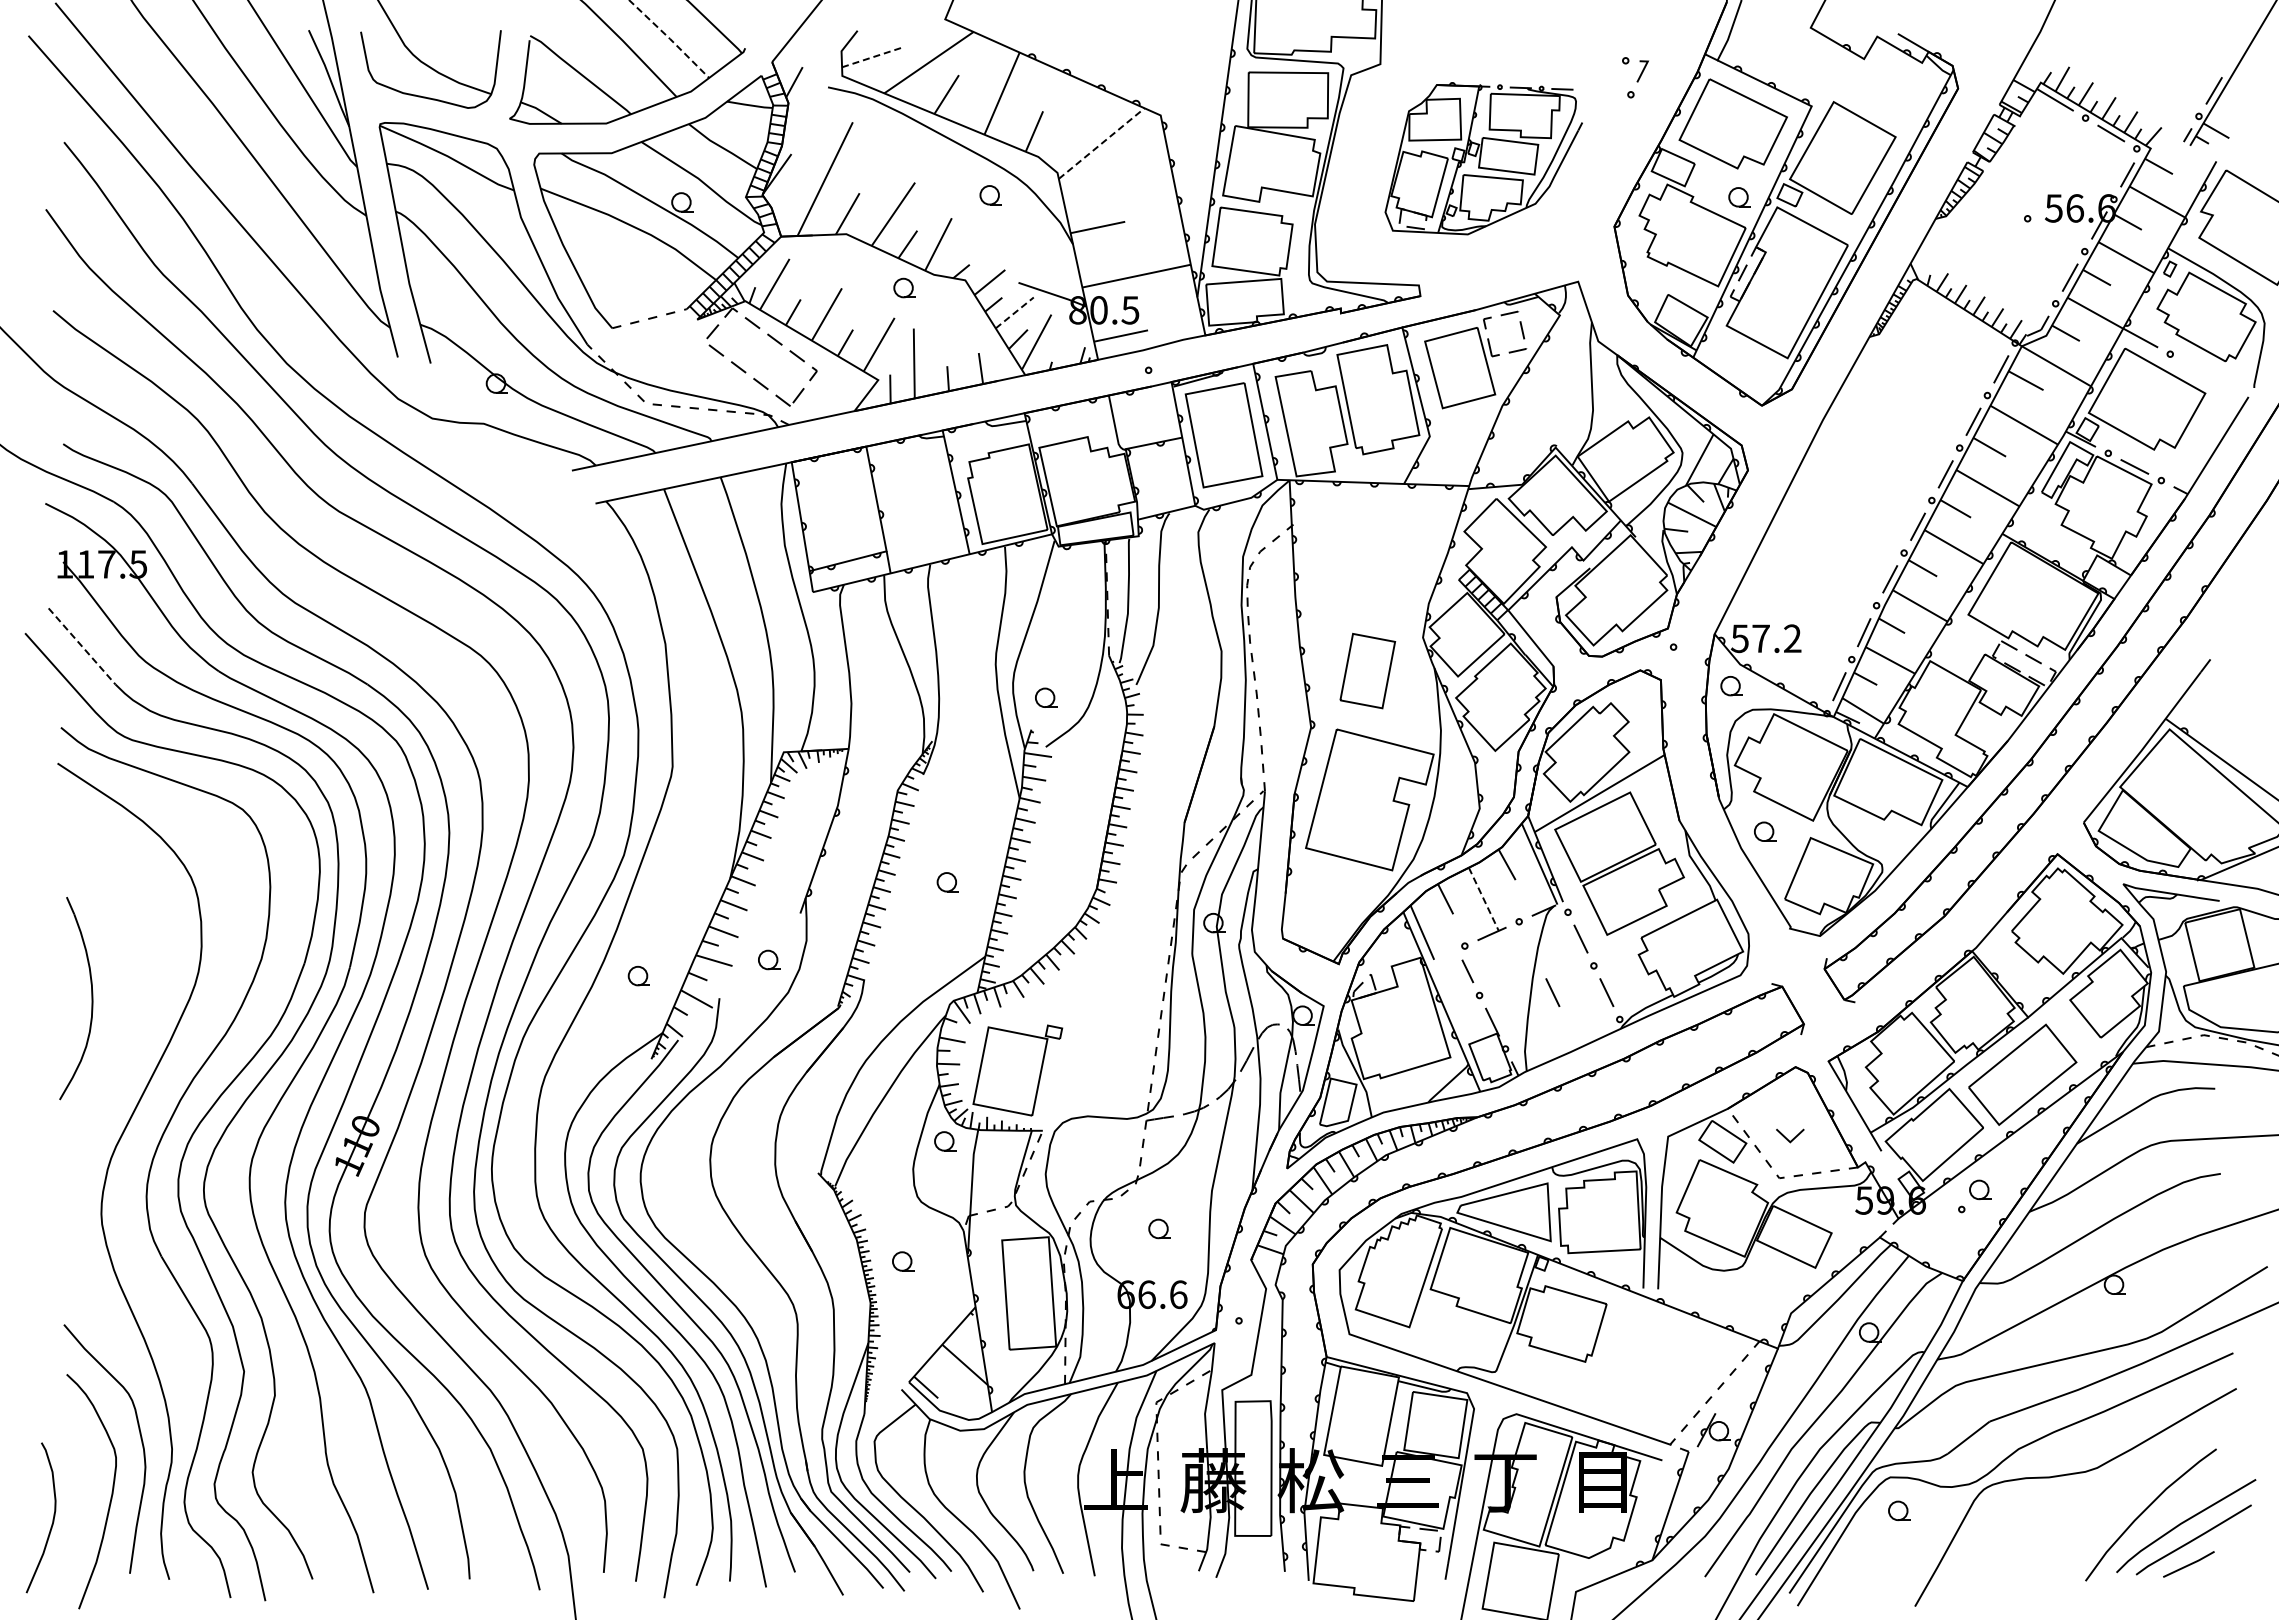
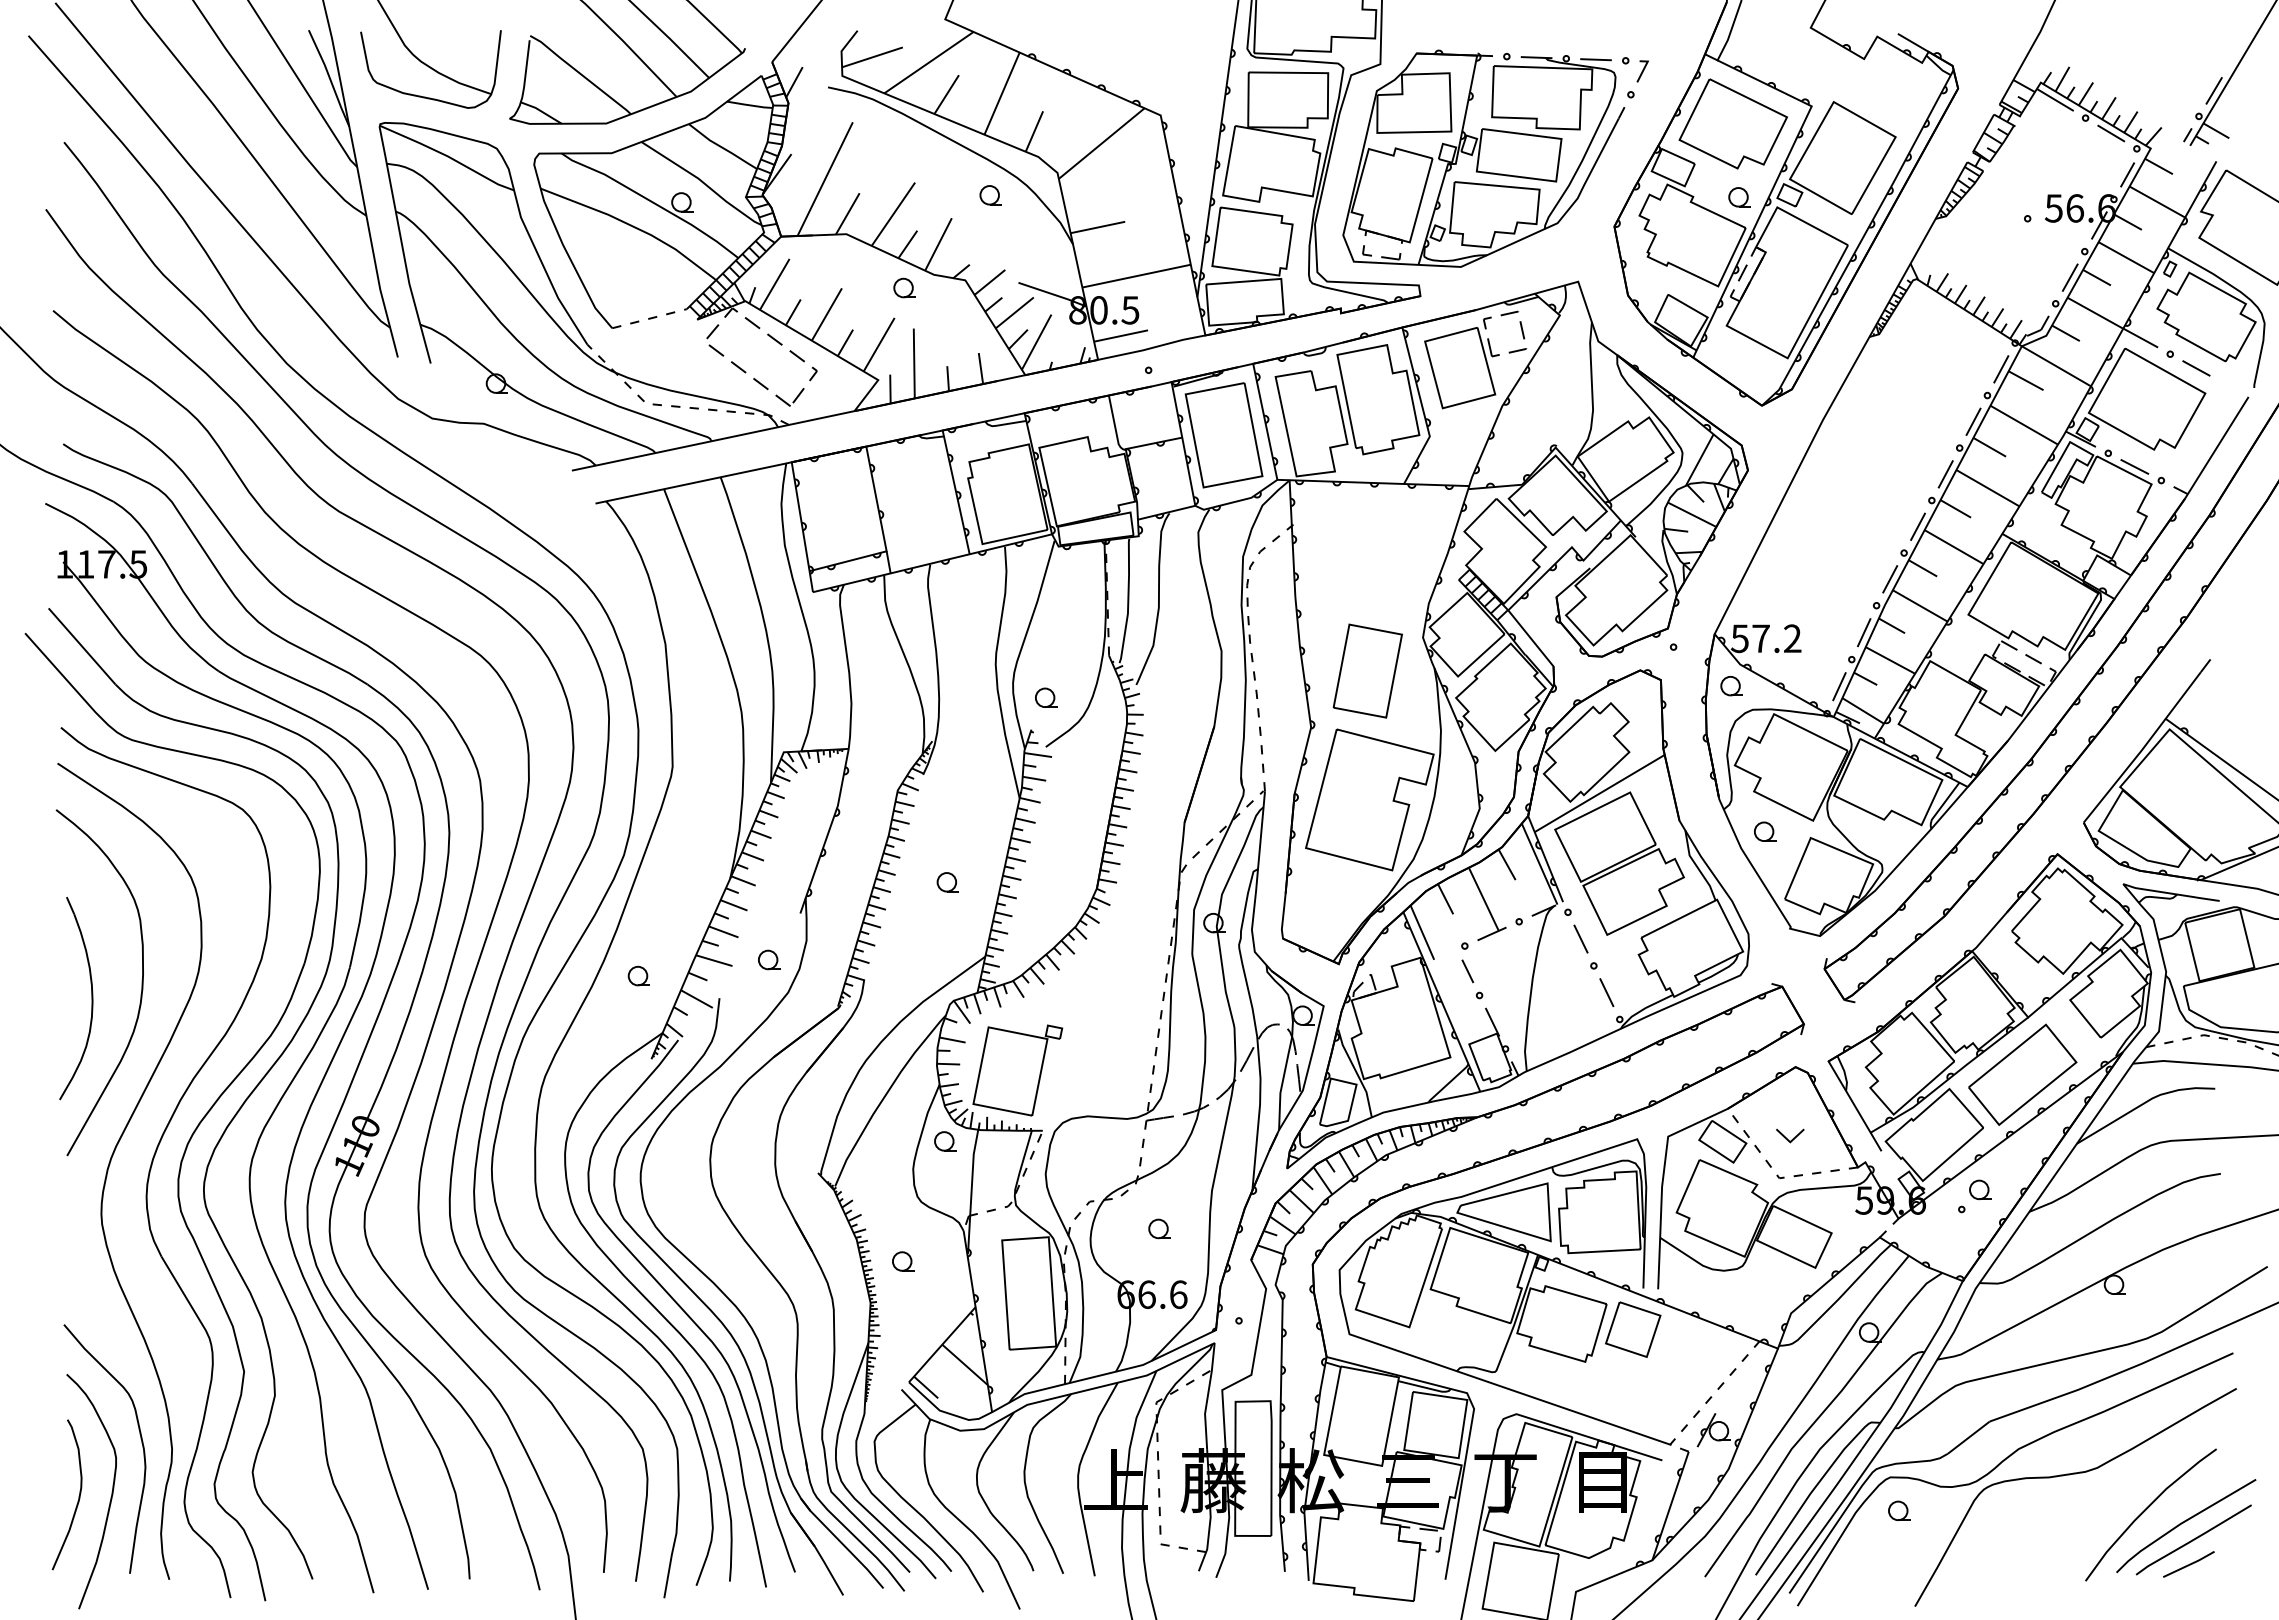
line: dashed -> solid (670, 38)
line: dashed -> solid (872, 57)
line: dashed -> solid (1101, 143)
part size: 199x154 px -> 284x219 px (1483, 158)
line: dashed -> solid (1014, 312)
line: none -> present (2196, 368)
line: dashed -> solid (82, 646)
part size: 58x78 px -> 71x96 px (1367, 670)
line: dashed -> solid (1483, 899)
curve: none -> present (141, 982)
line: present -> none (1552, 992)
part: none -> present (1633, 1329)
curve position: (52, 1519) -> (78, 1496) (78, 1496)
